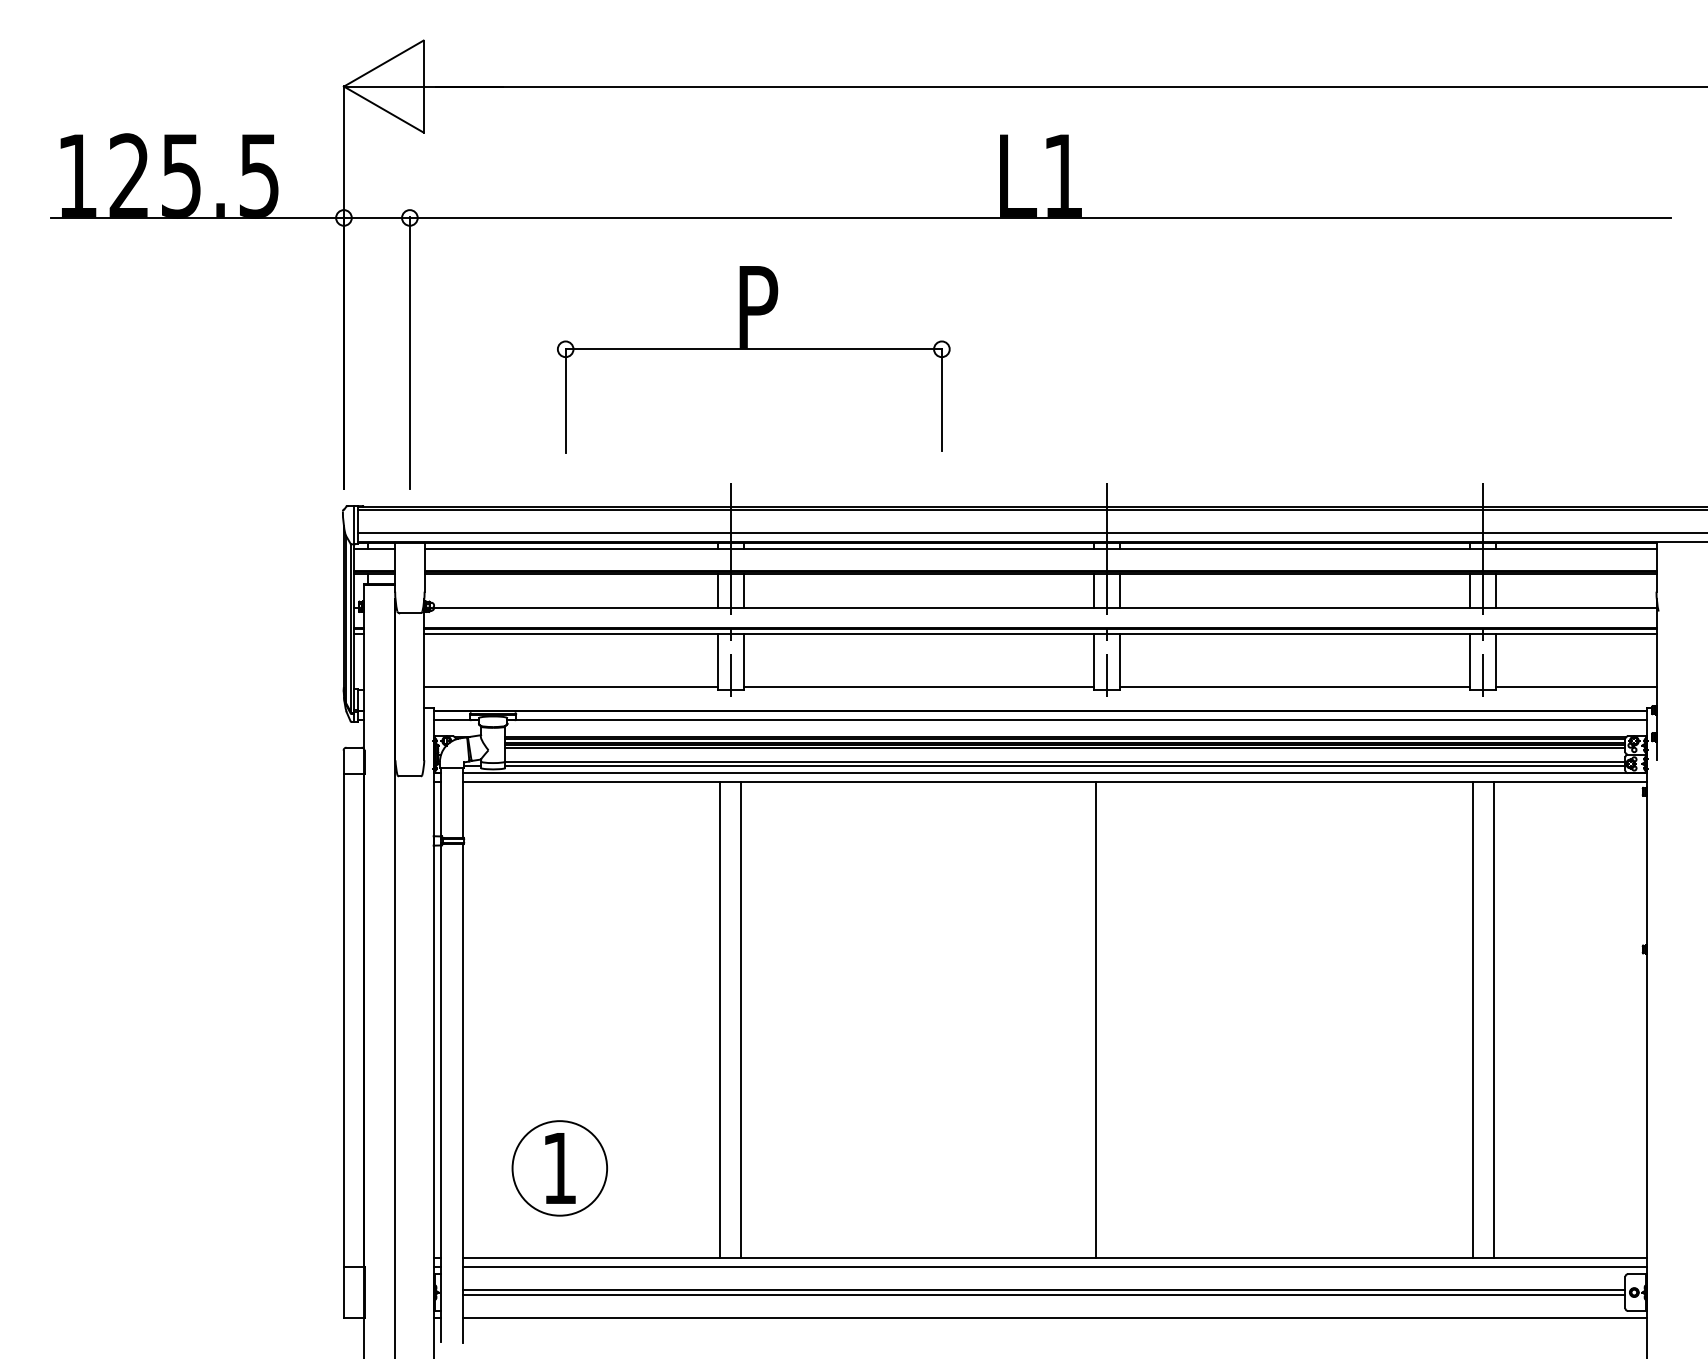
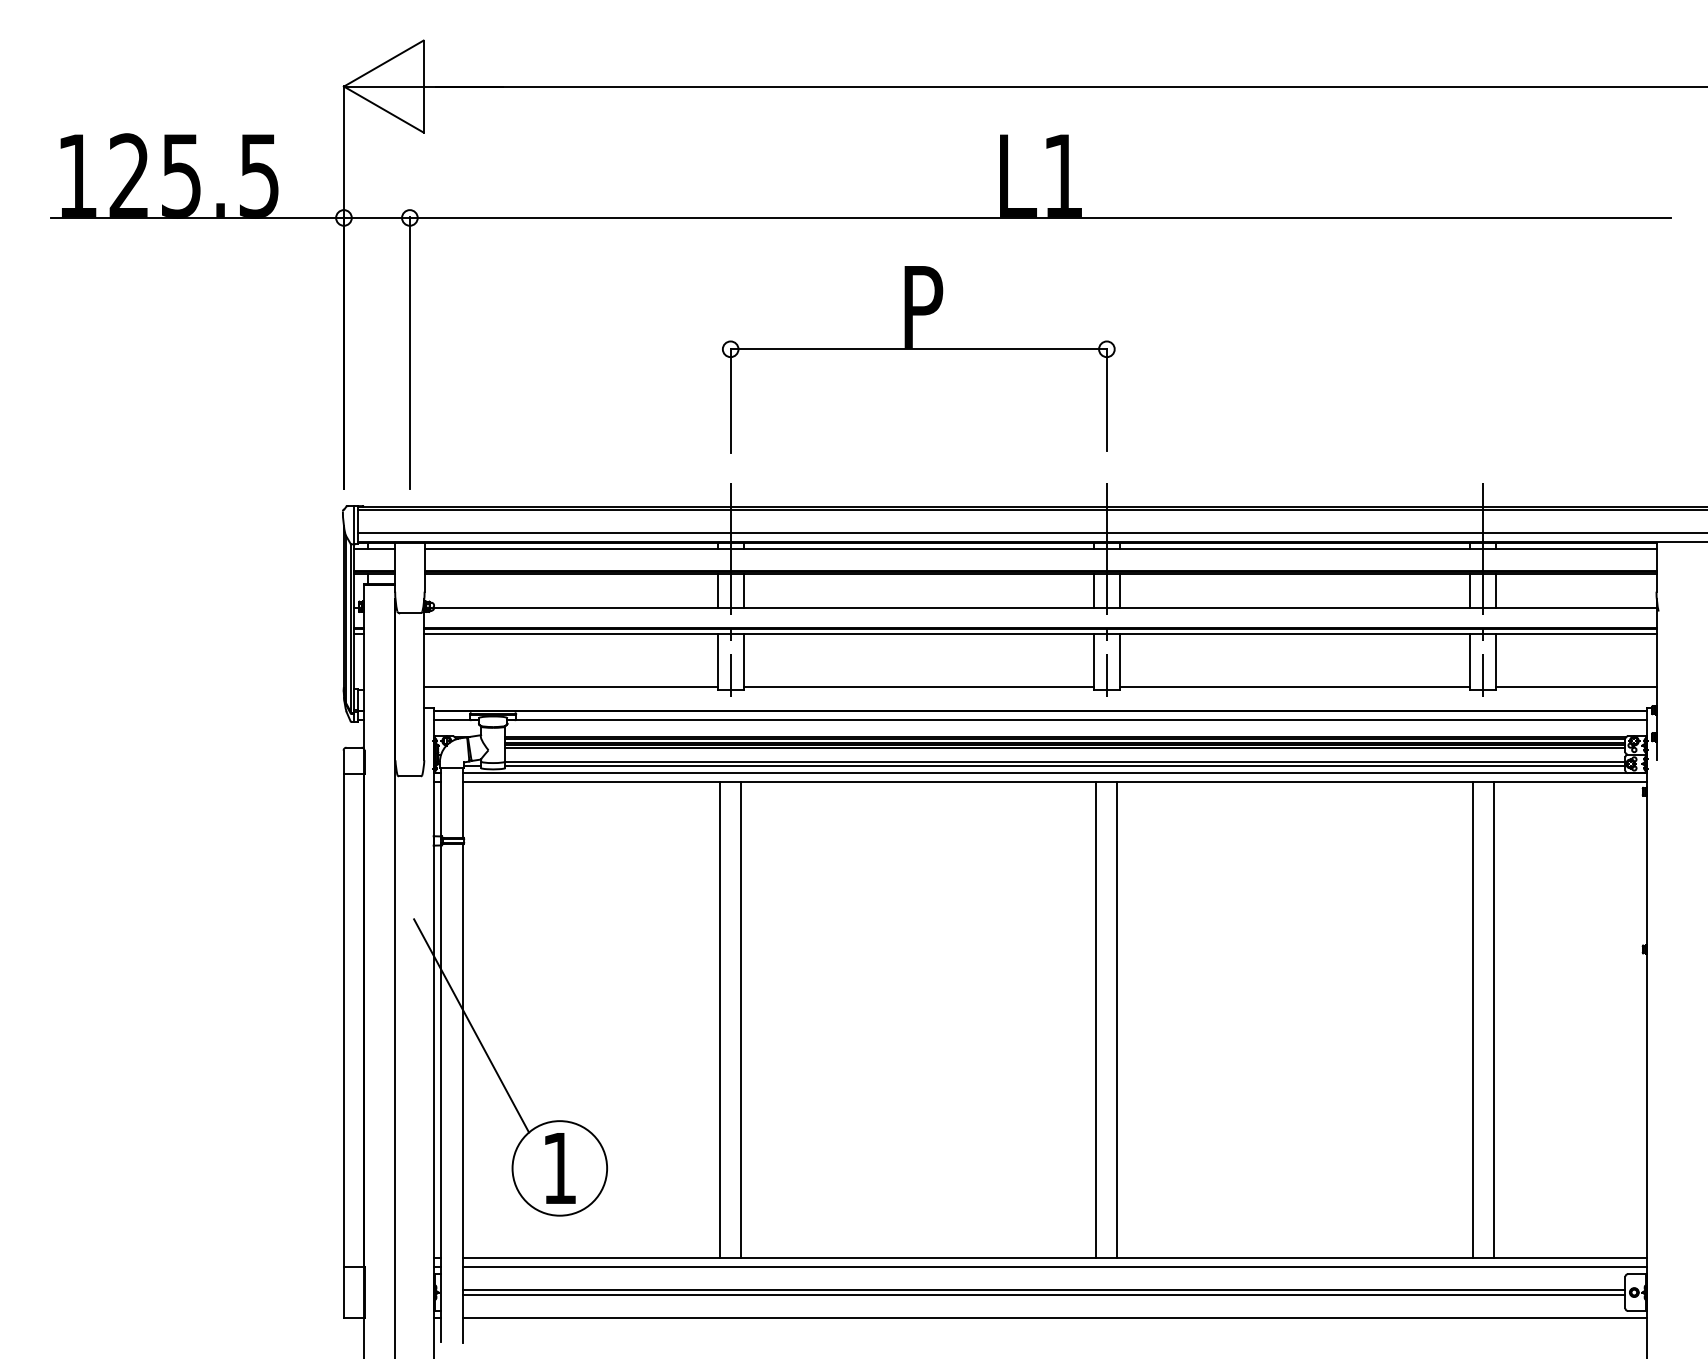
part position: (753, 349) -> (918, 349) (918, 349)
line: none -> present (1117, 1019)
line: none -> present (471, 1025)
